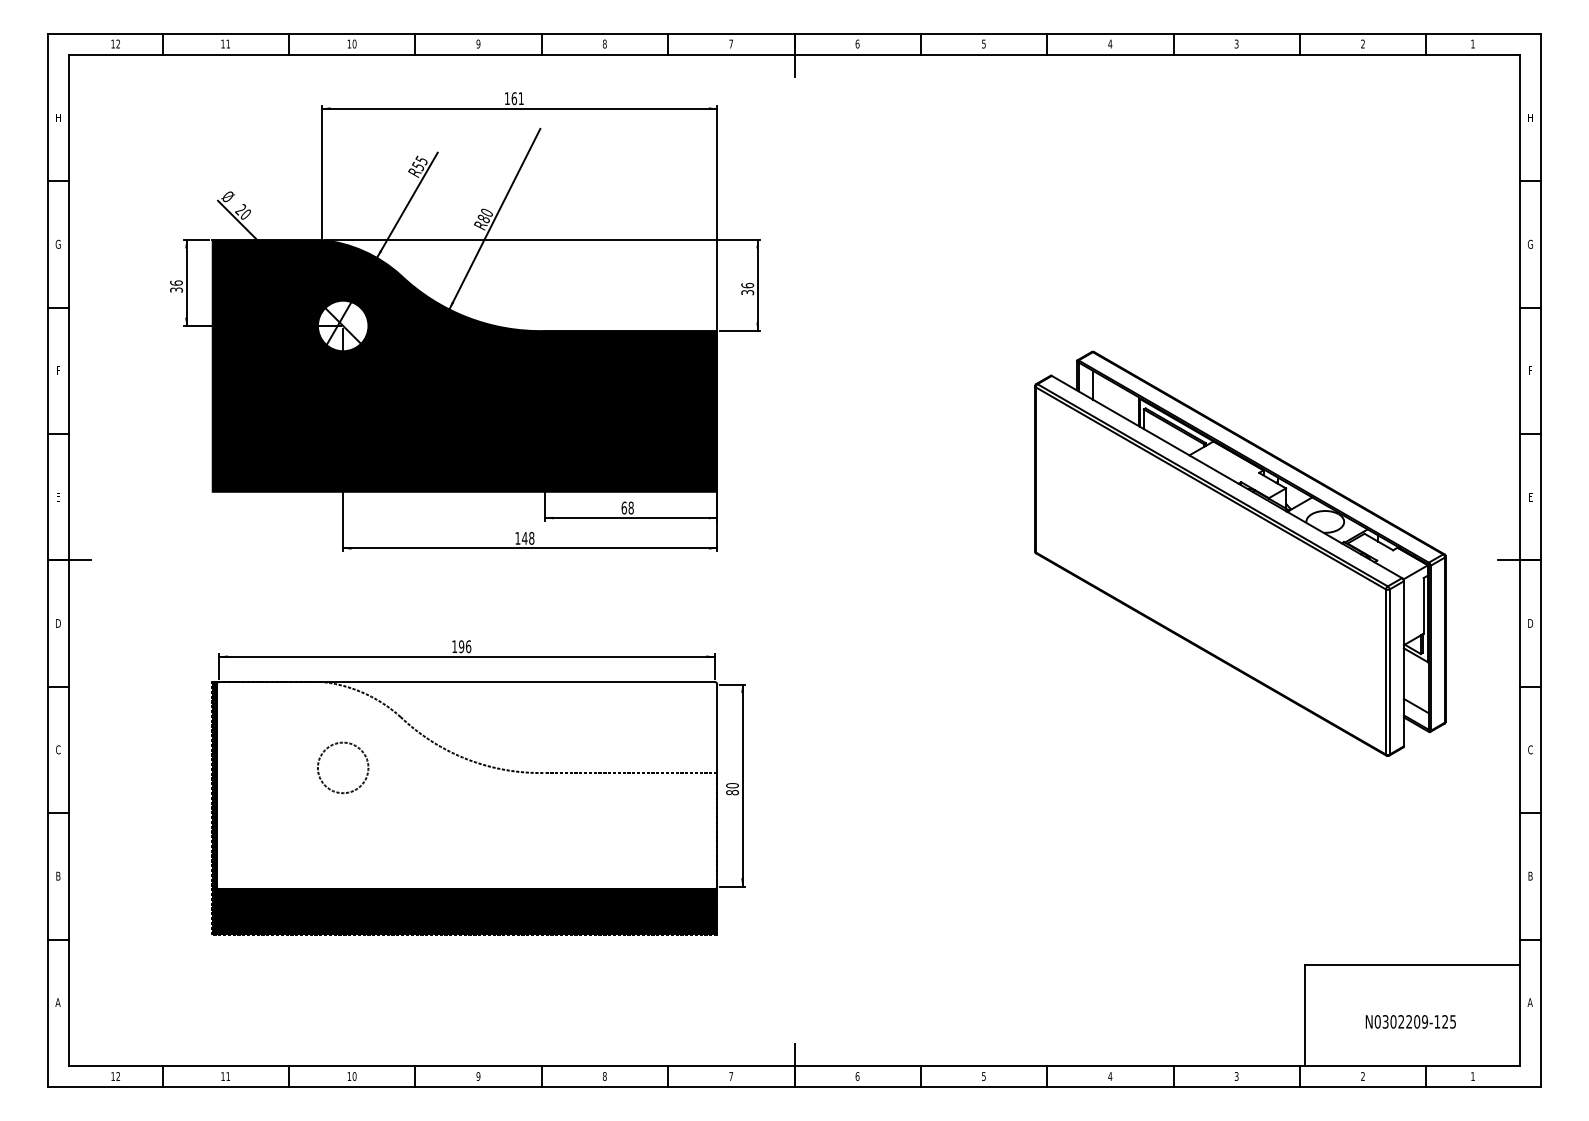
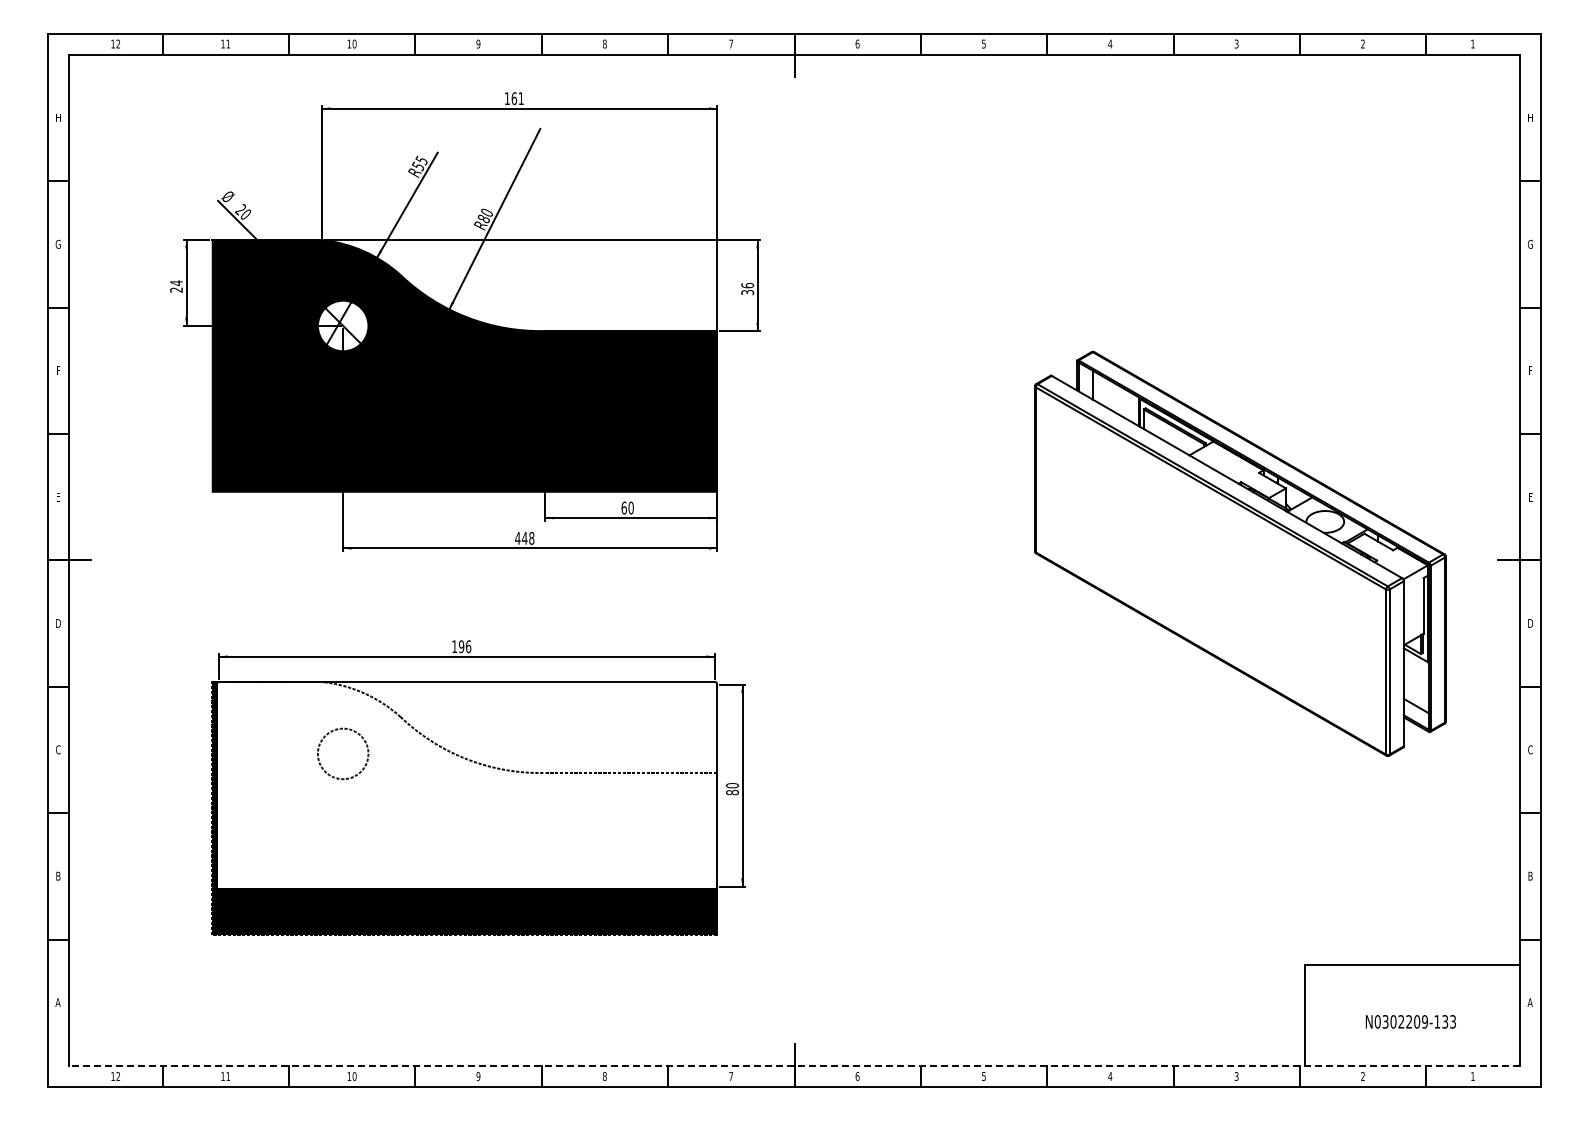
text: 36 -> 24 (176, 286)
text: 68 -> 60 (630, 508)
text: 148 -> 448 (517, 538)
circle position: (343, 767) -> (343, 753) (343, 753)
text: N0302209-125 -> N0302209-133 (1448, 1021)
line: solid -> dashed (794, 1065)
